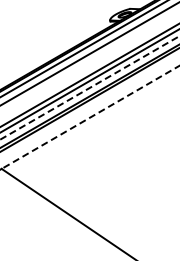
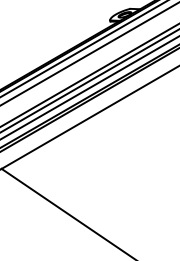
line: dashed -> solid (90, 87)
line: dashed -> solid (90, 117)
